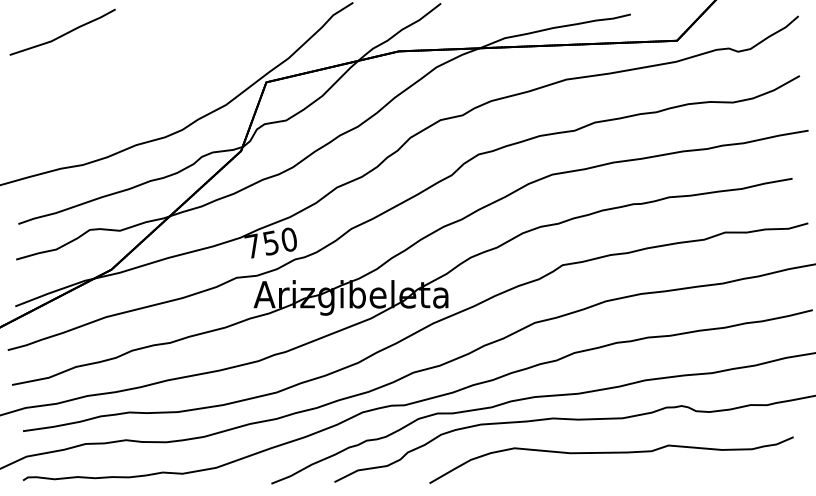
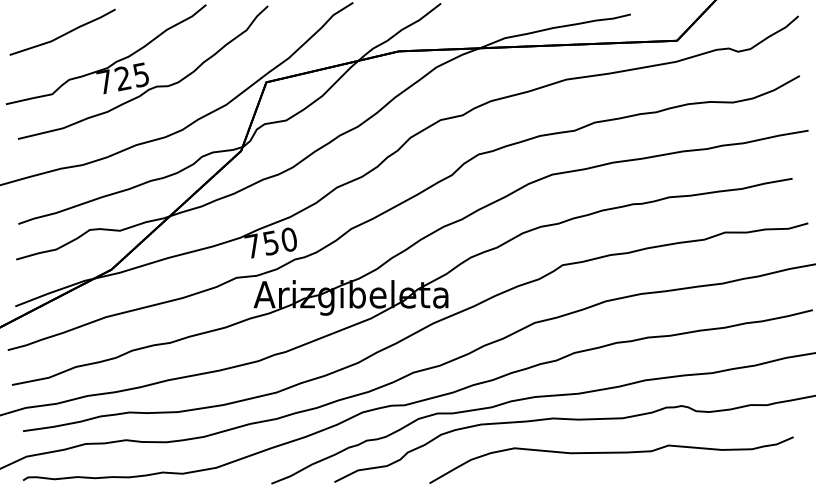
part: none -> present (136, 71)
